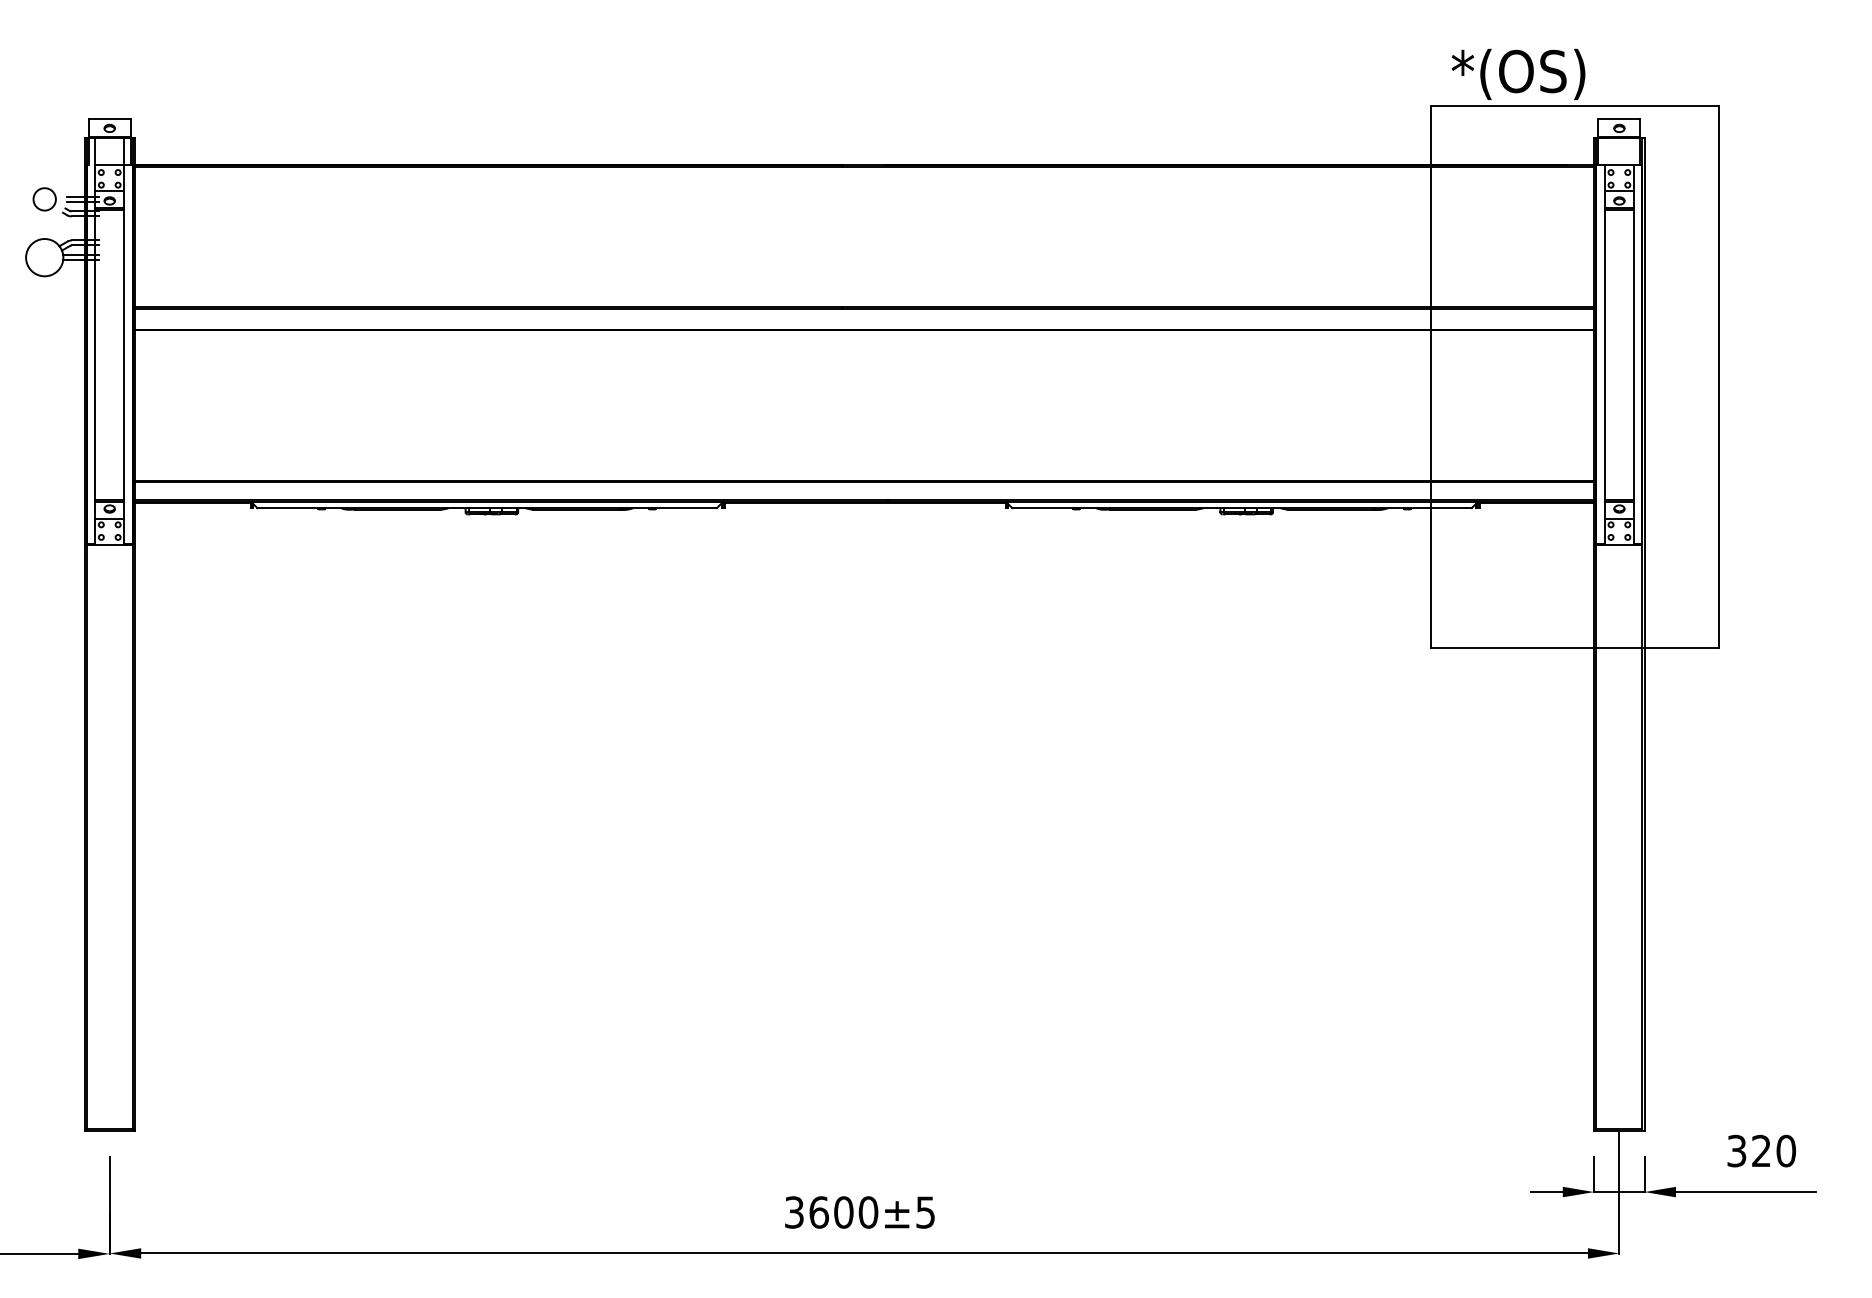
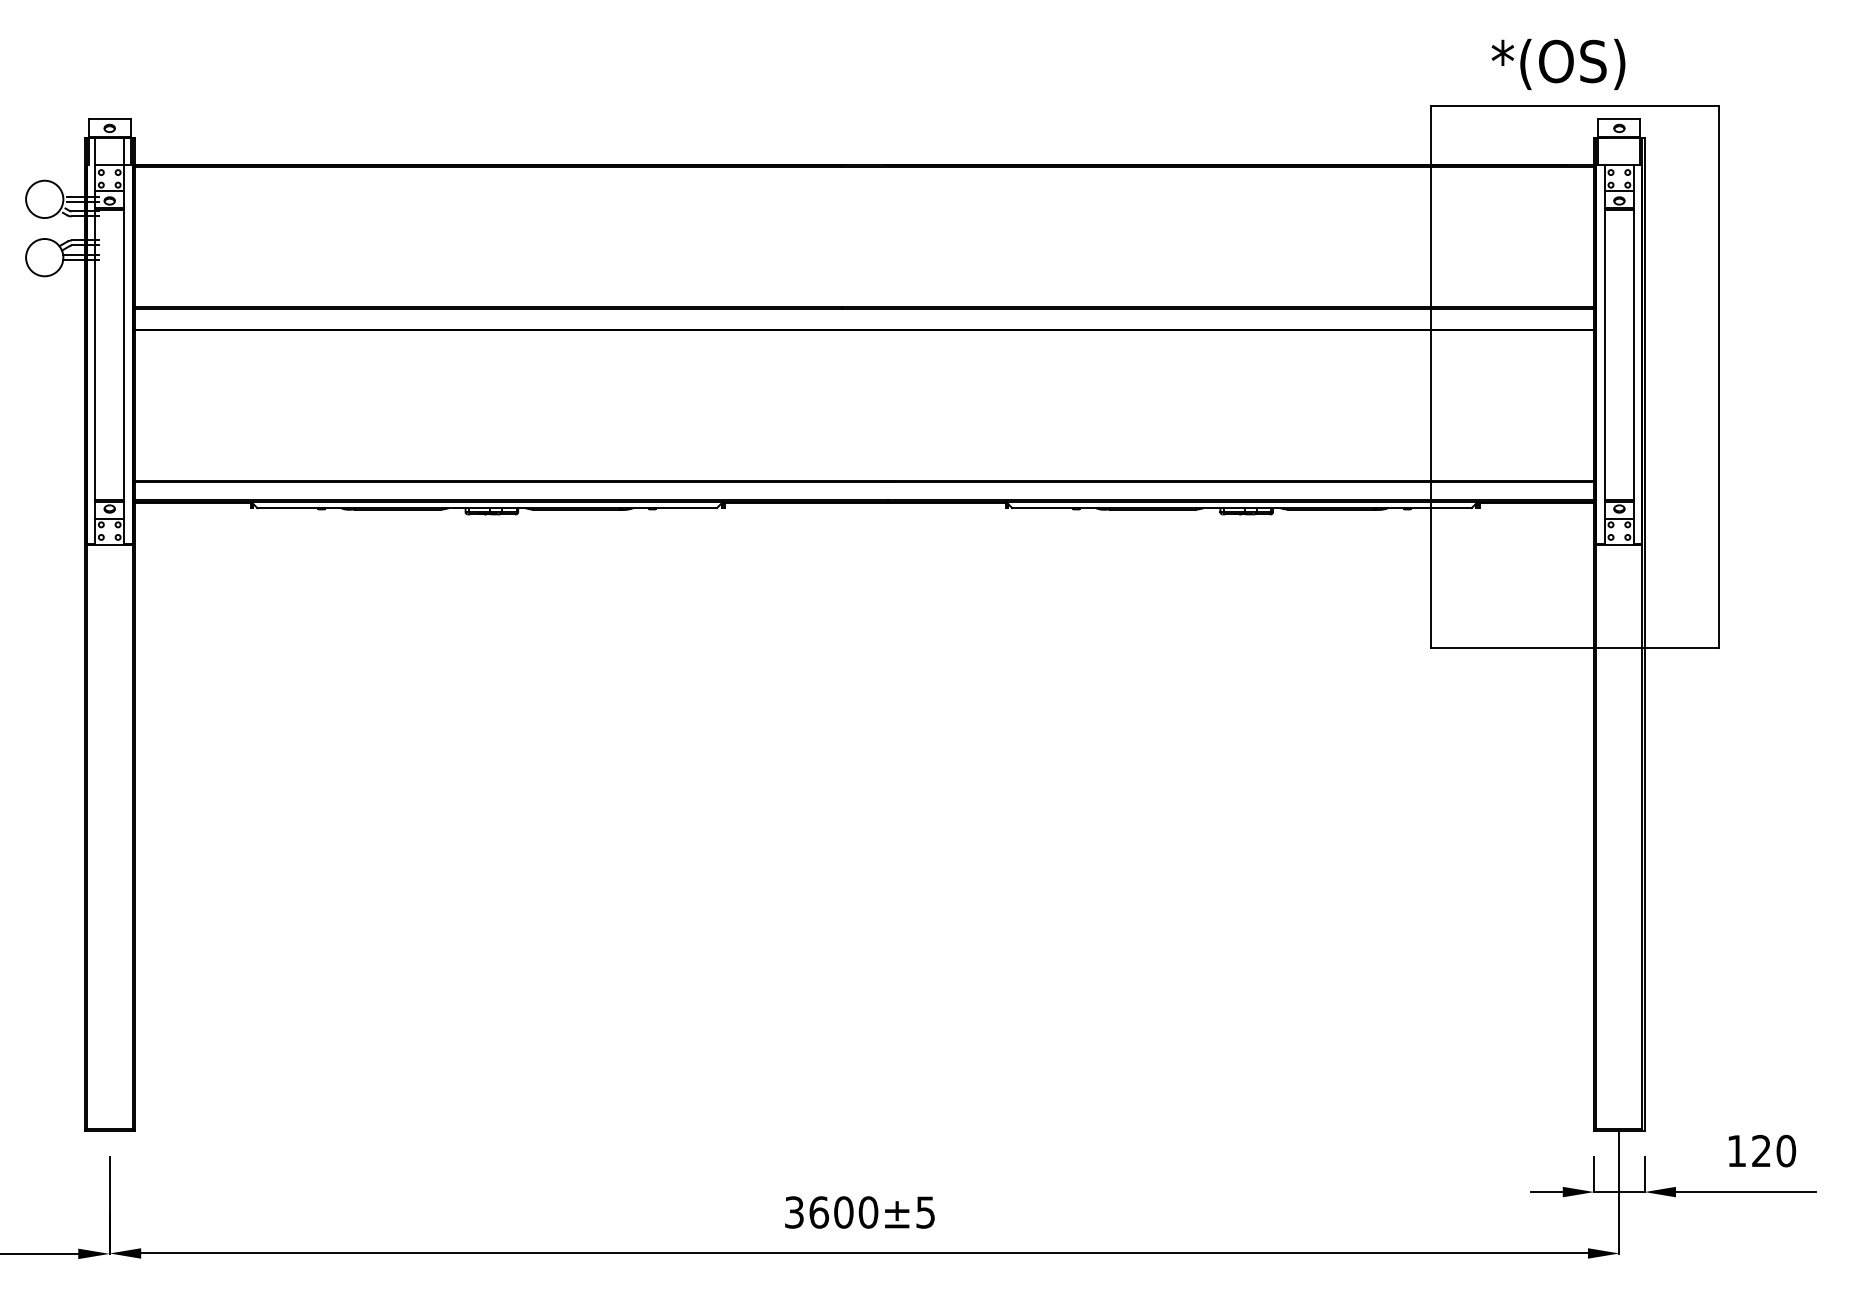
text position: (1518, 73) -> (1558, 63) (1558, 63)
circle diameter: 22 px -> 37 px (44, 199)
text: 320 -> 120 (1736, 1150)
